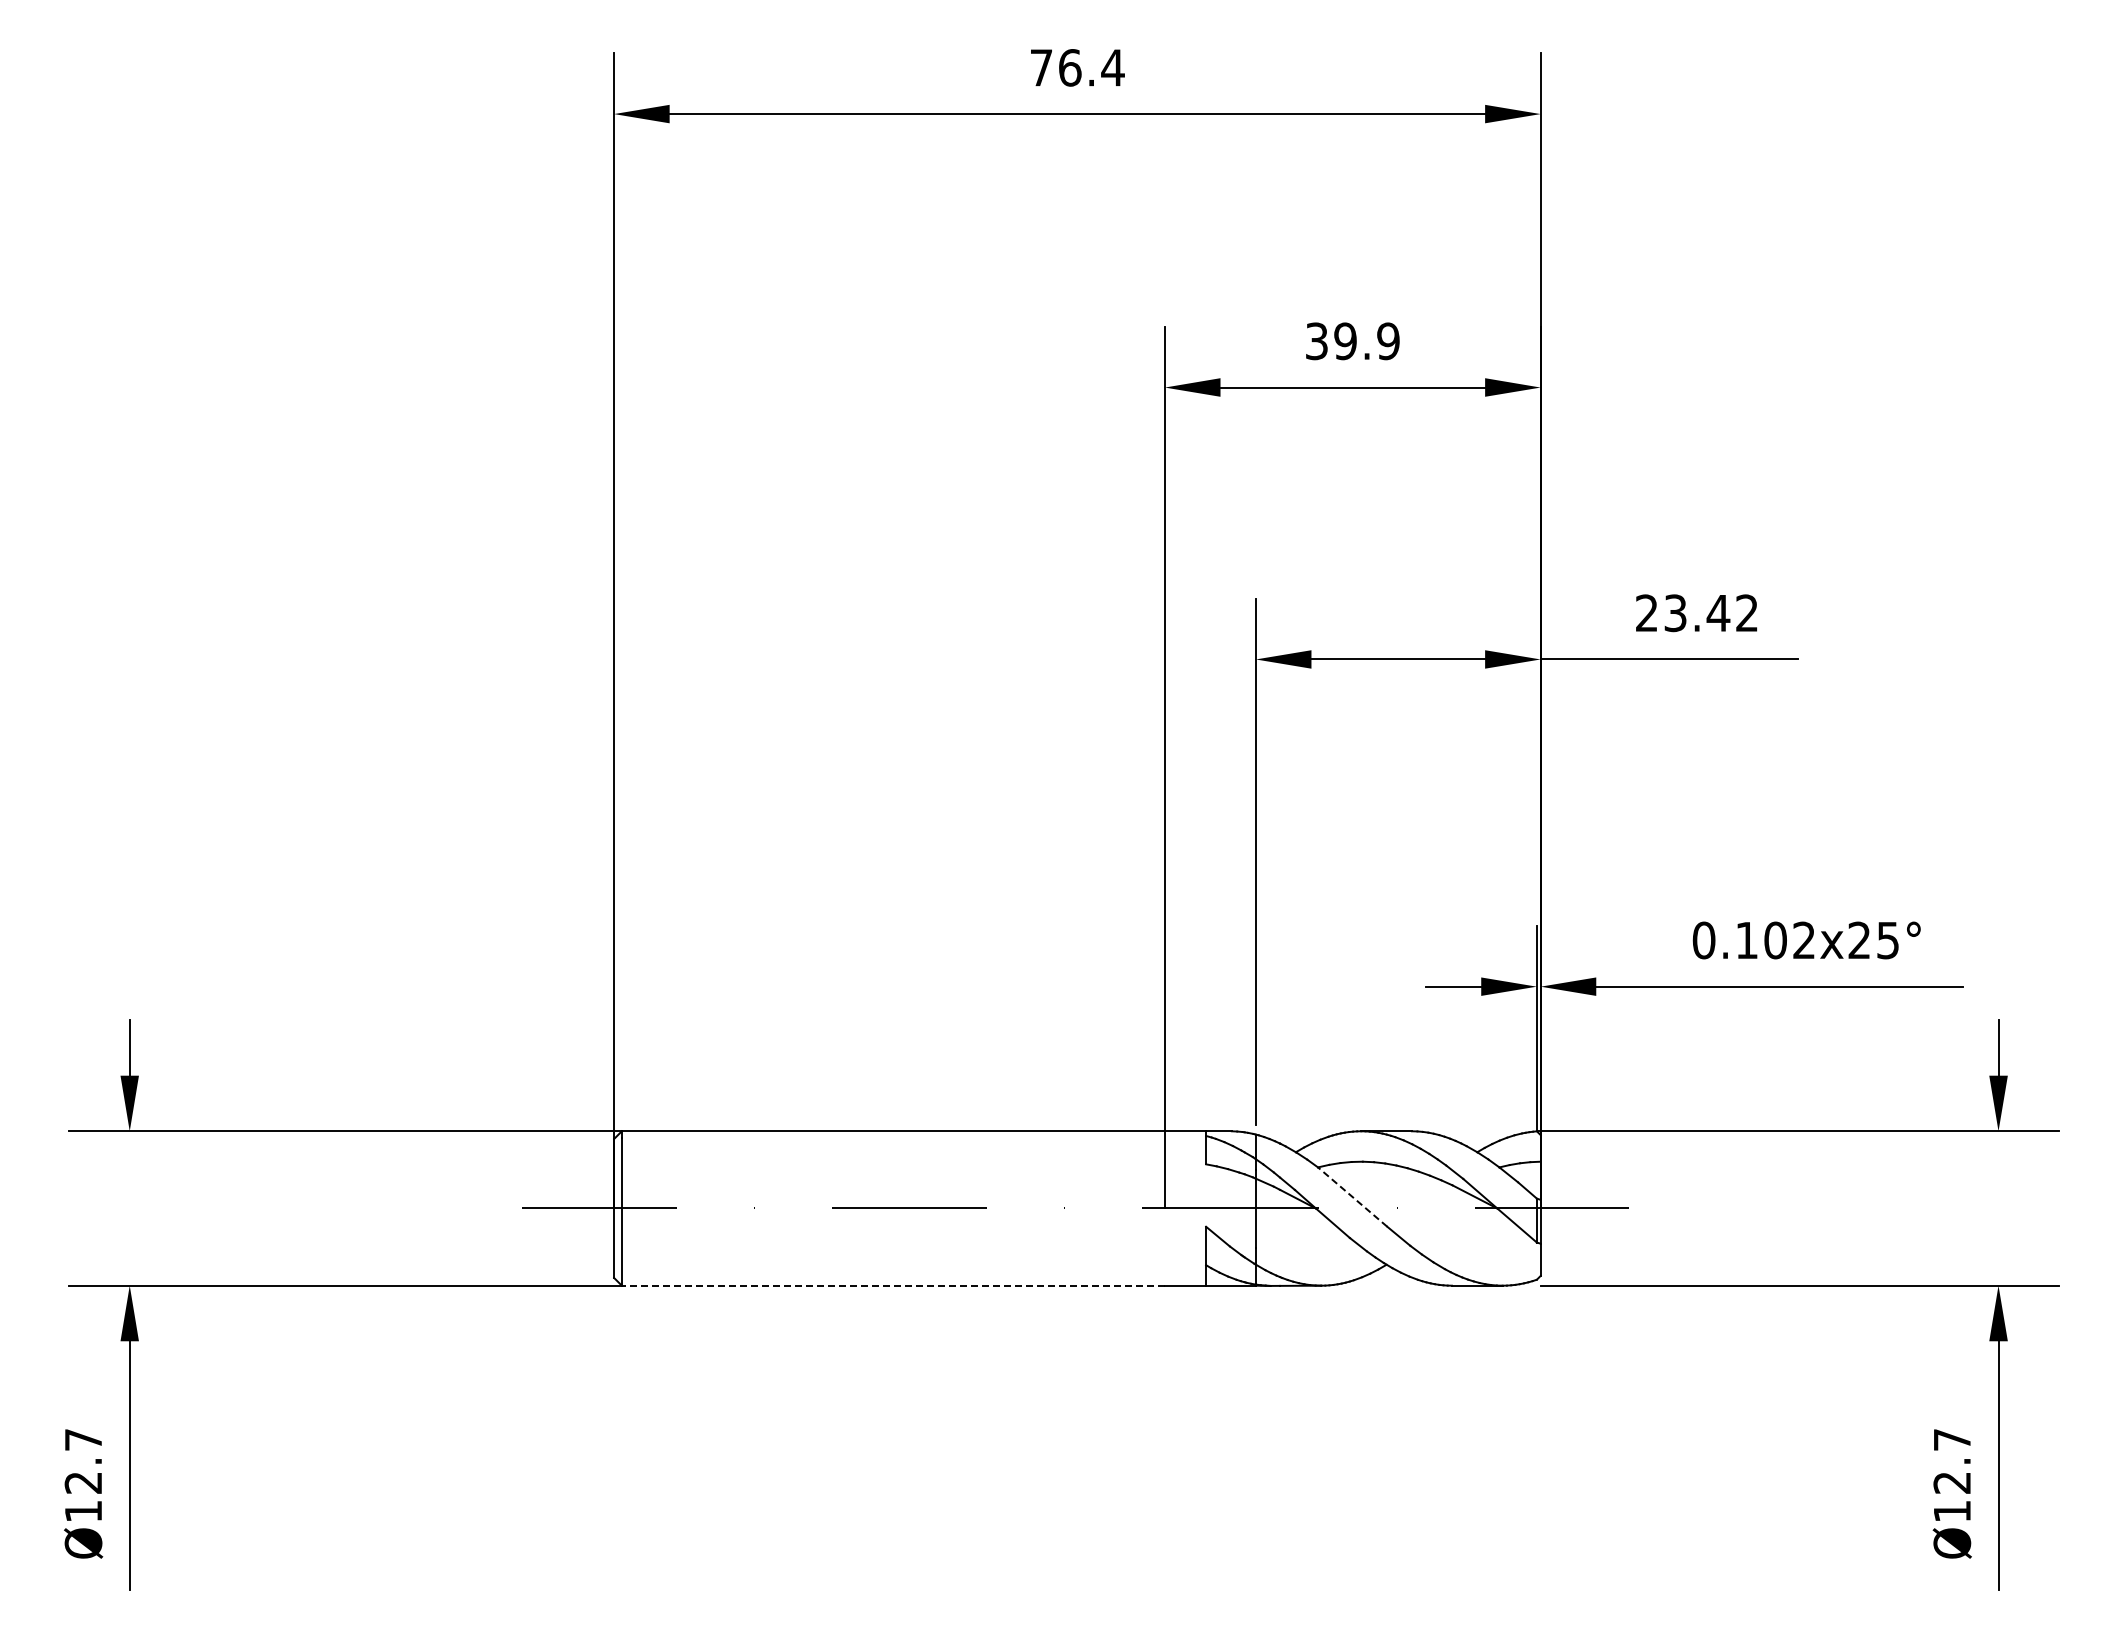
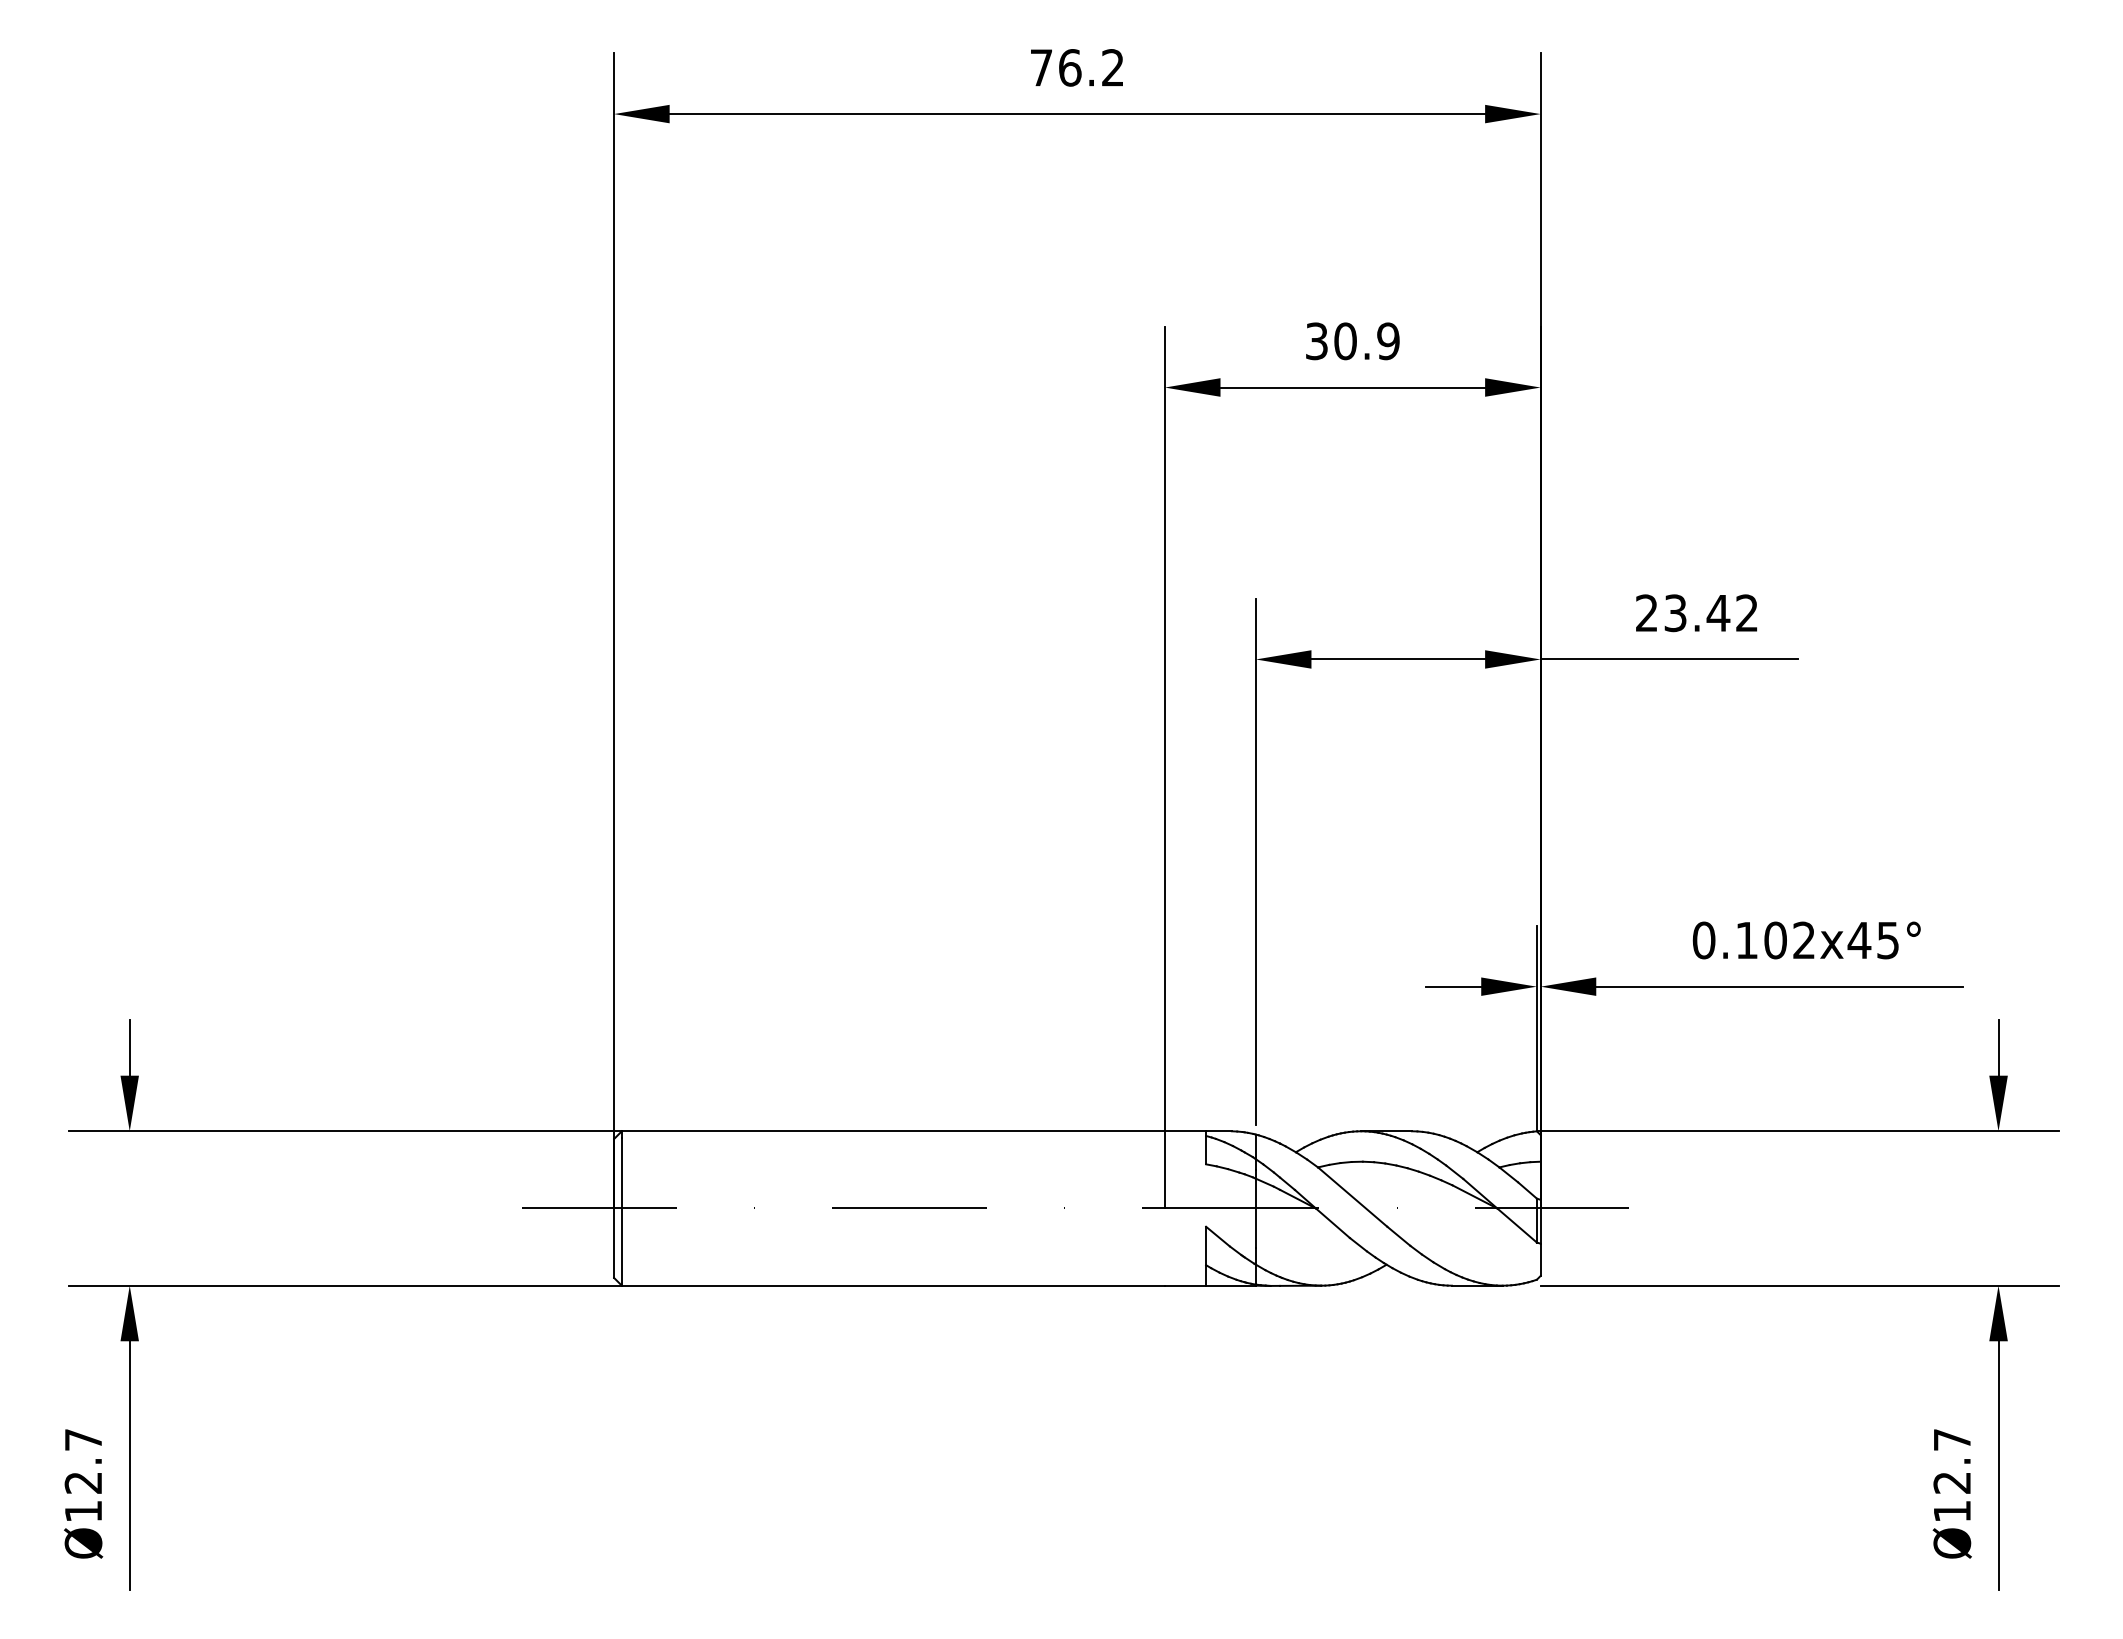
text: 76.4 -> 76.2 (1112, 67)
text: 39.9 -> 30.9 (1345, 341)
text: 0.102x25° -> 0.102x45° (1859, 939)
line: dashed -> solid (1352, 1197)
line: dashed -> solid (893, 1285)
